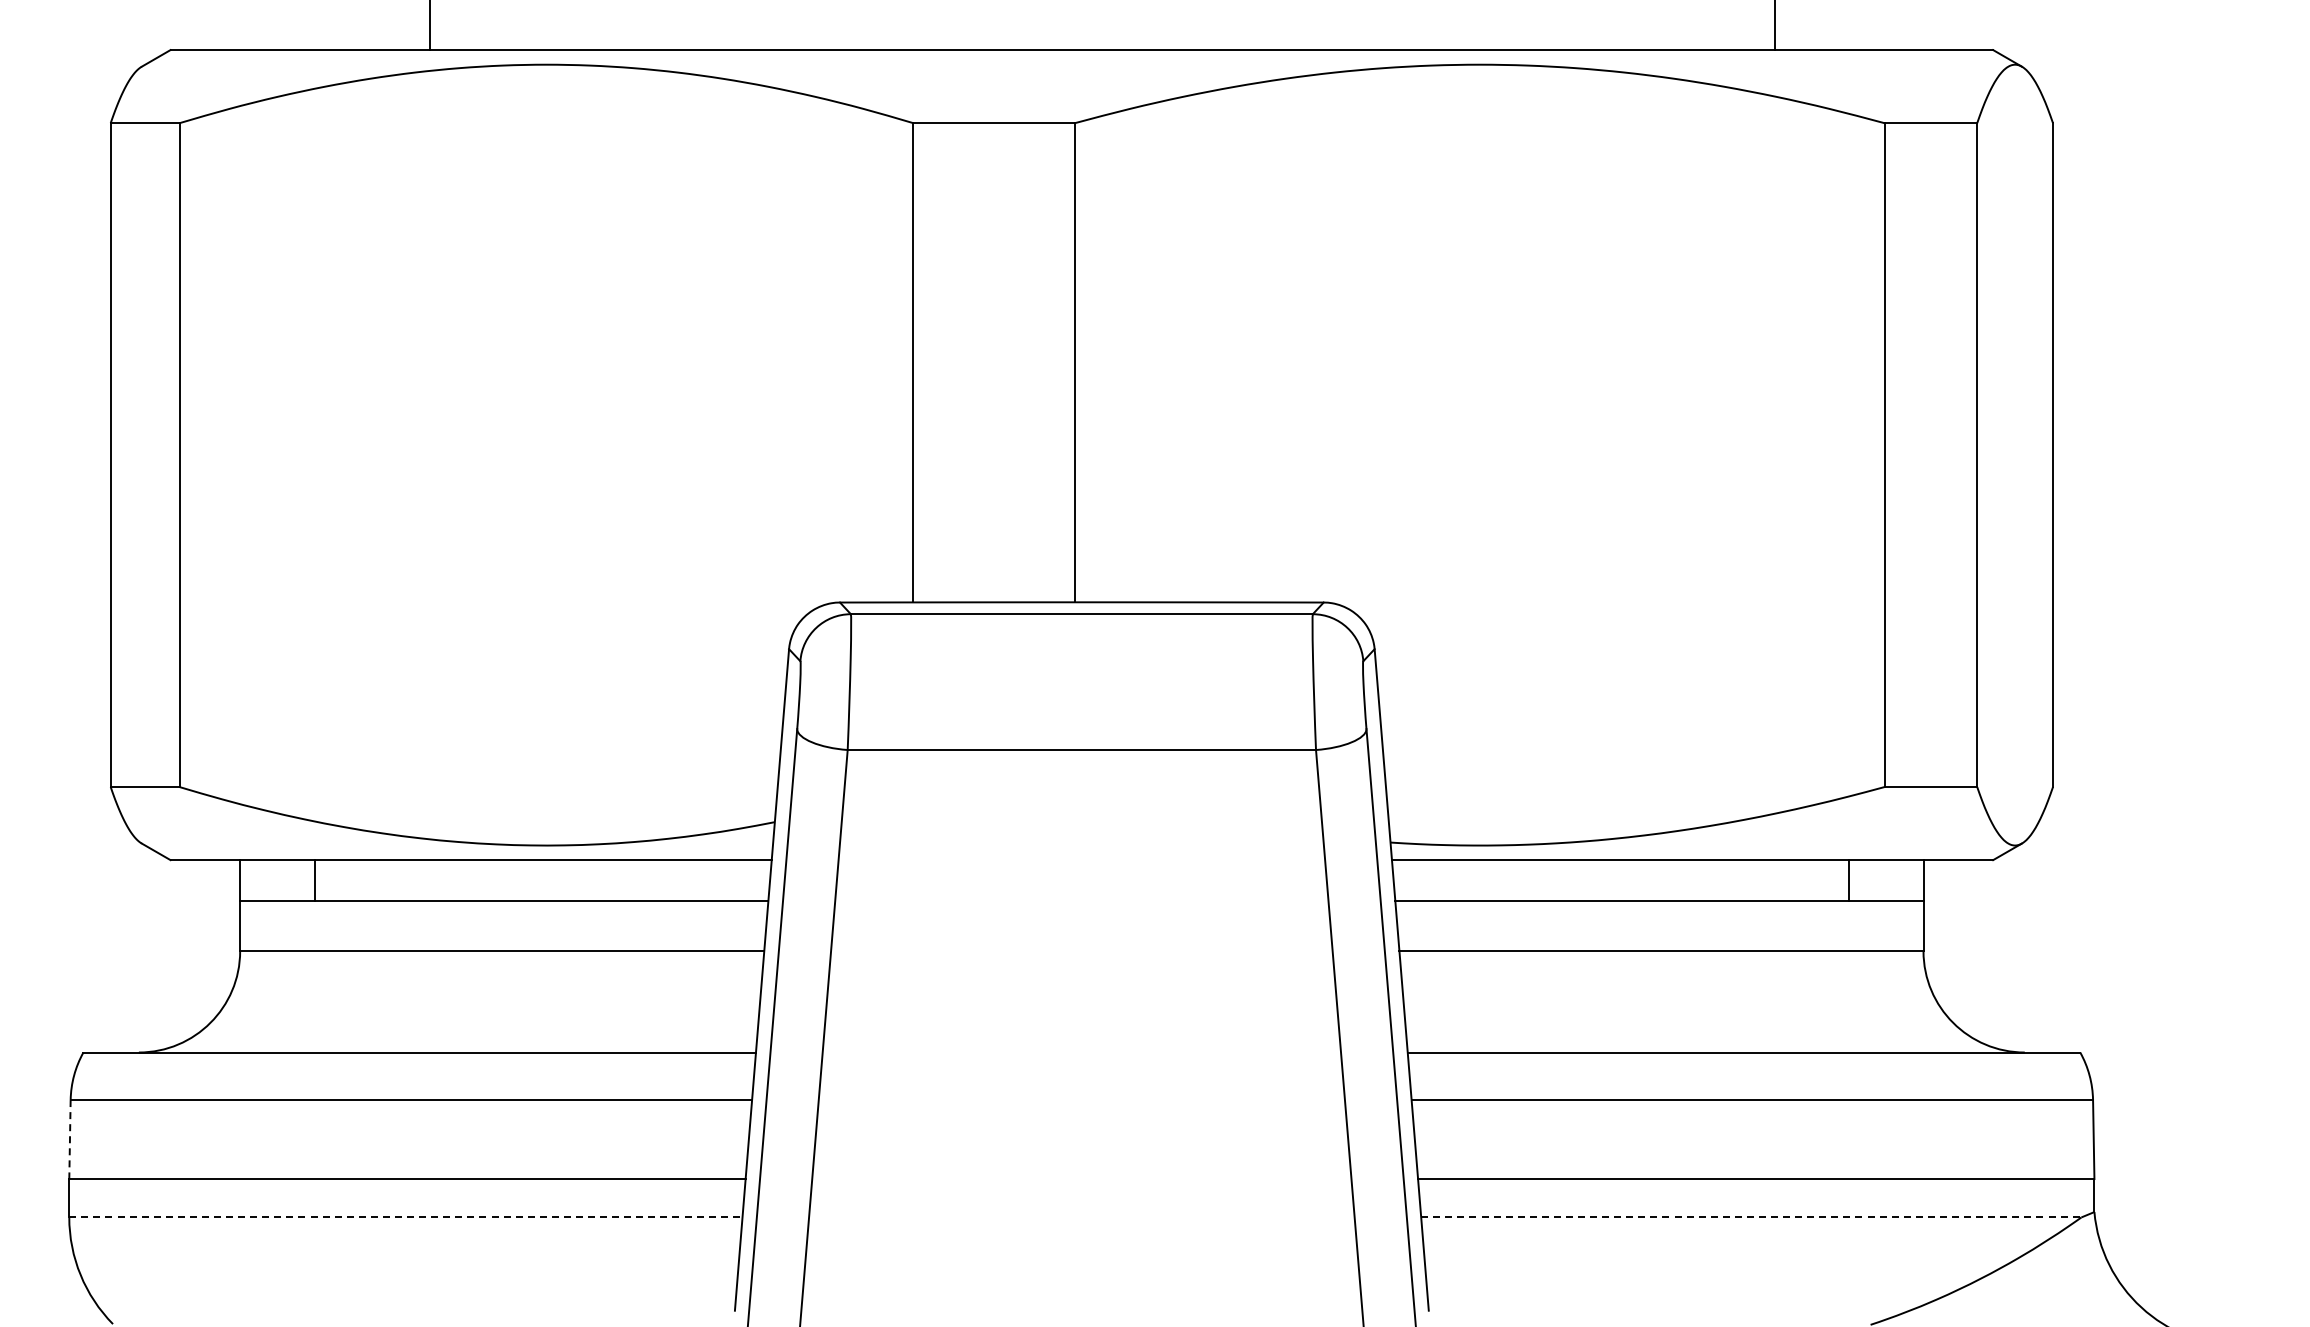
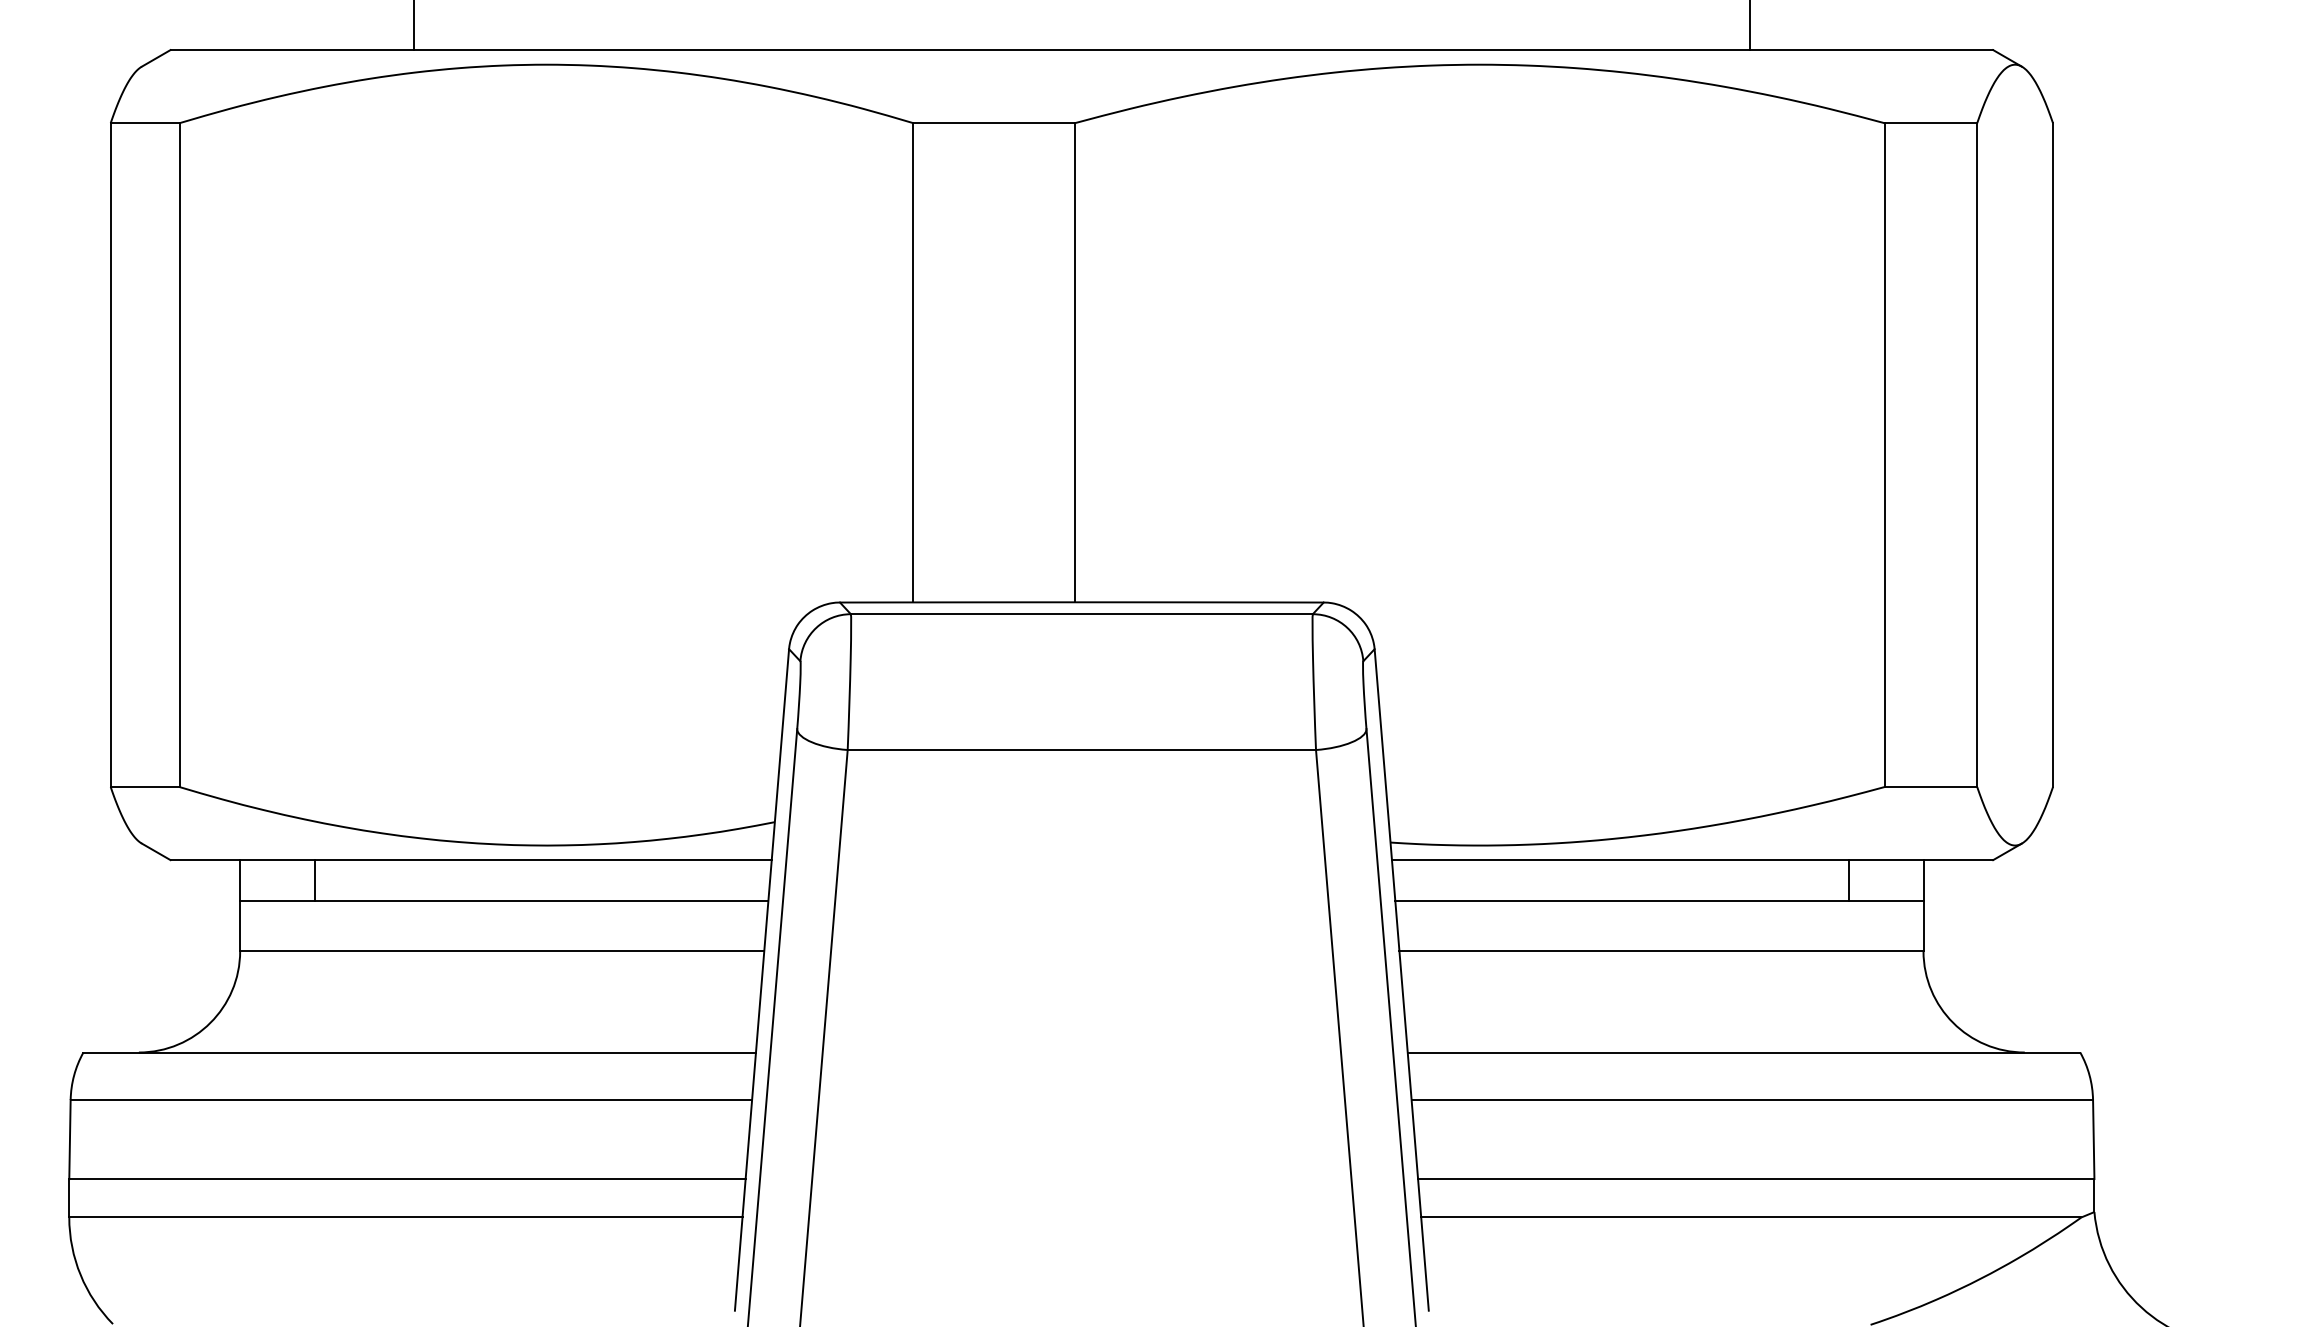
line position: (429, 26) -> (413, 26) (413, 26)
line position: (1775, 26) -> (1750, 26) (1750, 26)
line: dashed -> solid (69, 1139)
line: dashed -> solid (405, 1217)
line: dashed -> solid (1751, 1217)
